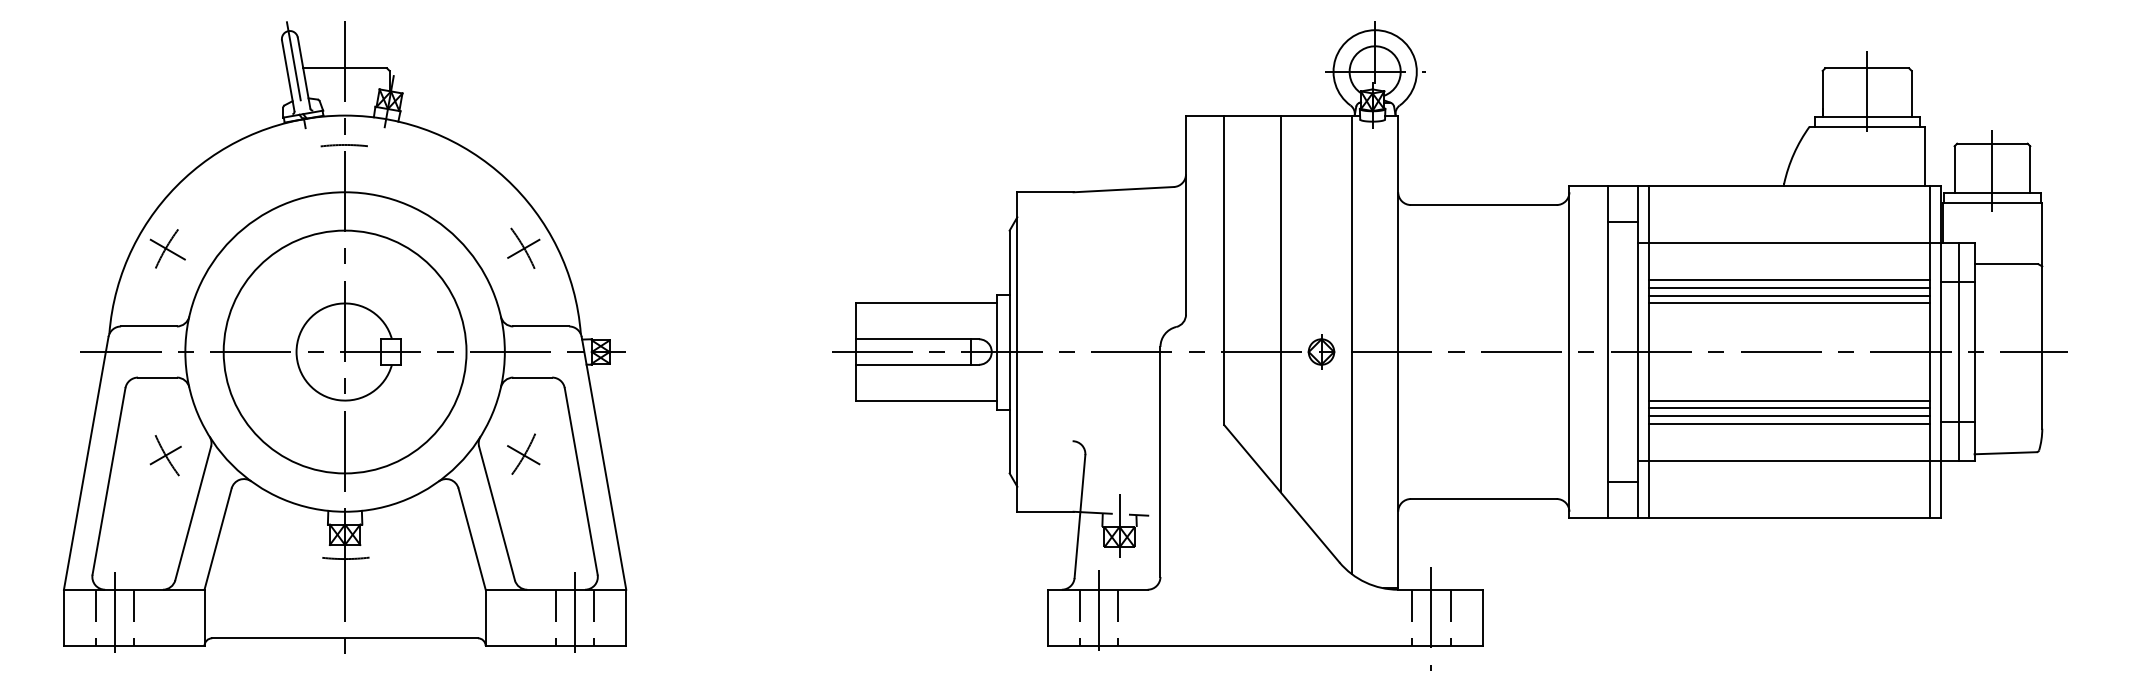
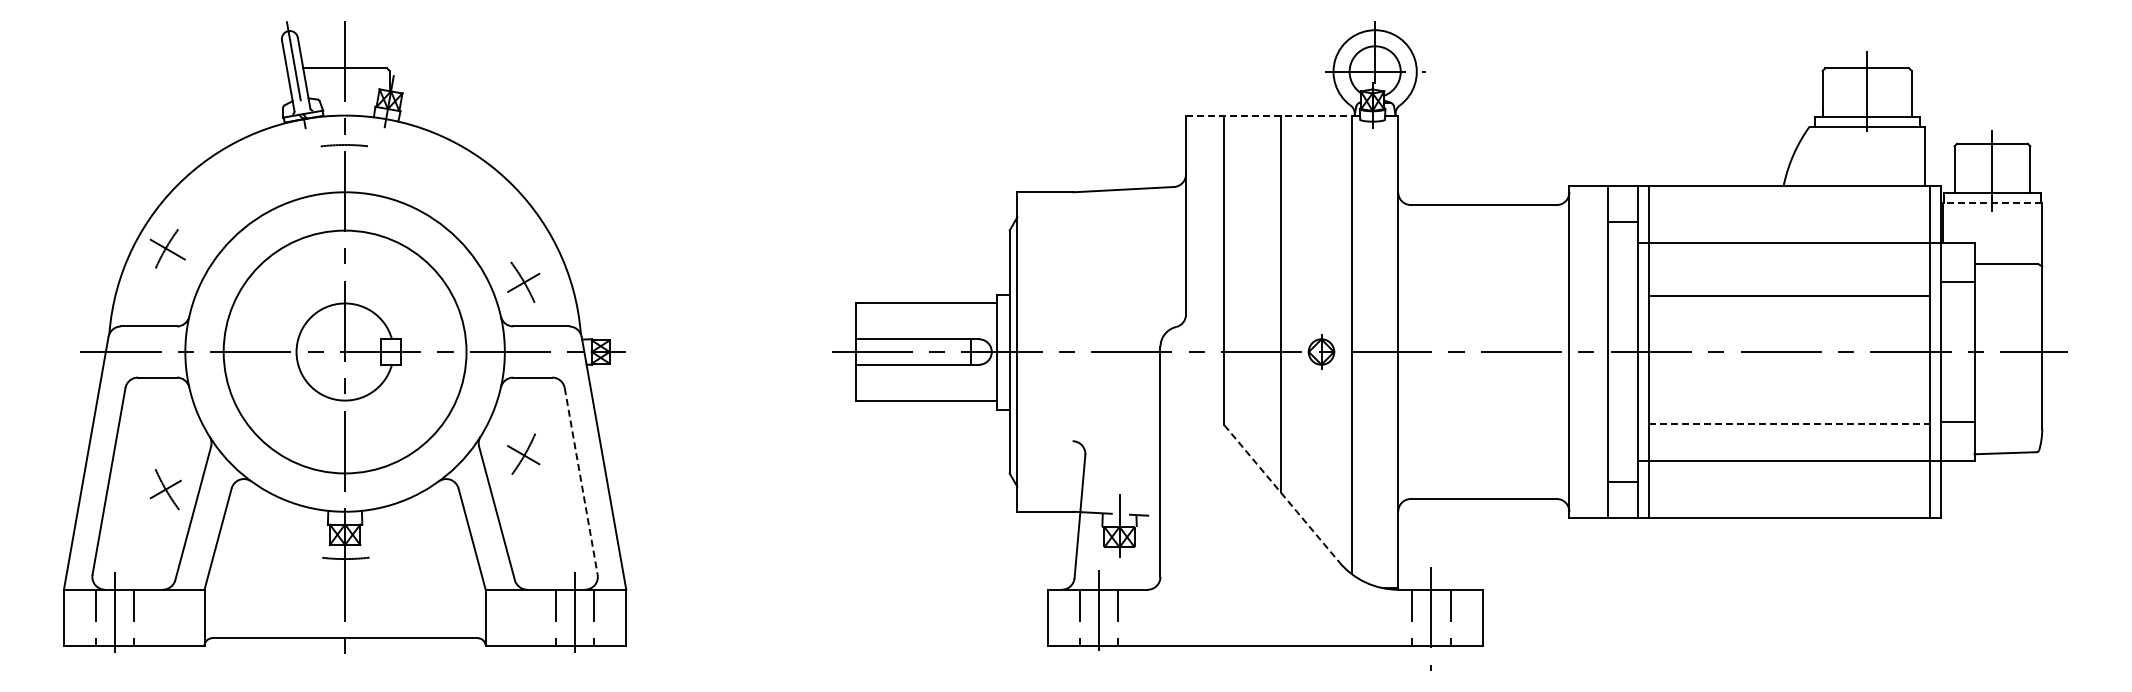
line: solid -> dashed (1269, 115)
line: solid -> dashed (1992, 202)
part position: (523, 247) -> (523, 281) (523, 281)
line: present -> none (1788, 280)
line: present -> none (1788, 288)
line: present -> none (1788, 303)
line: present -> none (1959, 351)
line: present -> none (1788, 400)
line: present -> none (1788, 408)
line: present -> none (1788, 415)
line: solid -> dashed (1789, 423)
part position: (165, 455) -> (165, 489) (165, 489)
line: solid -> dashed (581, 481)
line: solid -> dashed (1282, 494)
